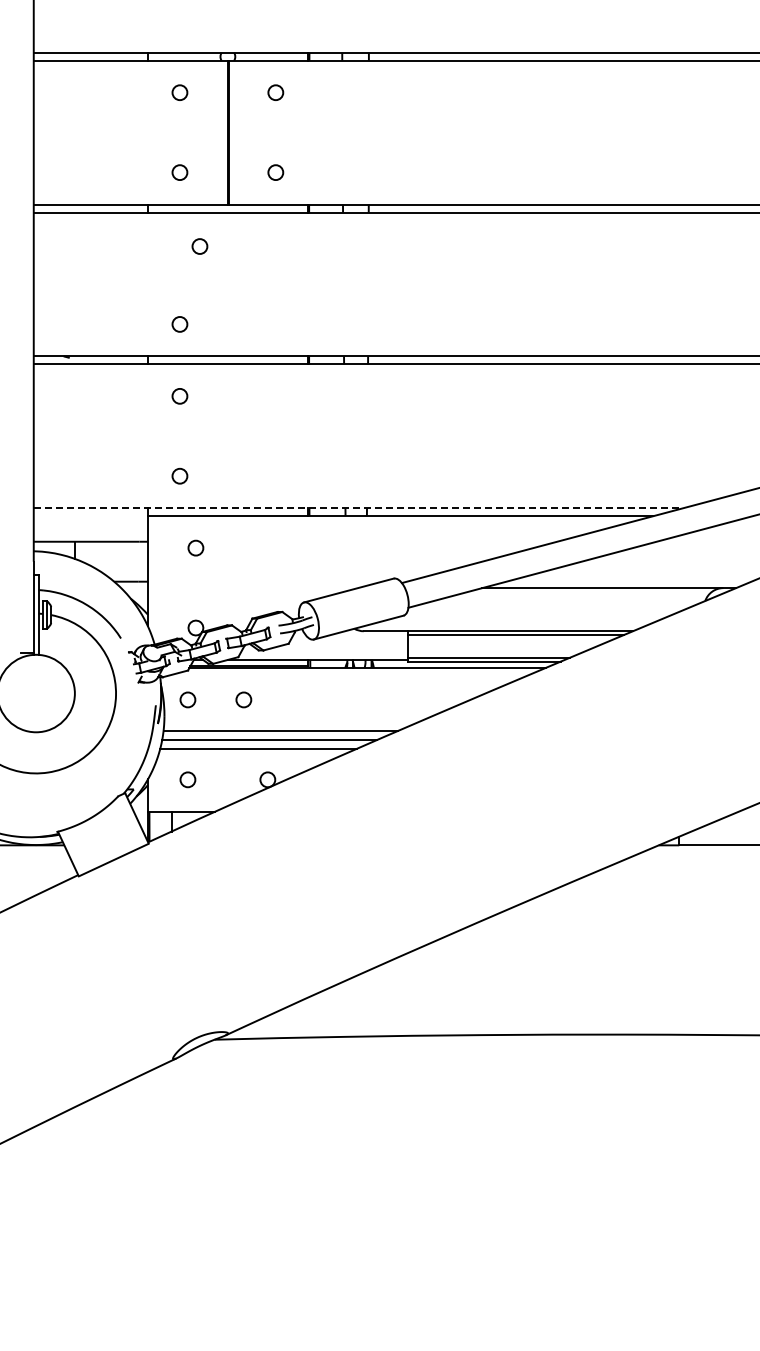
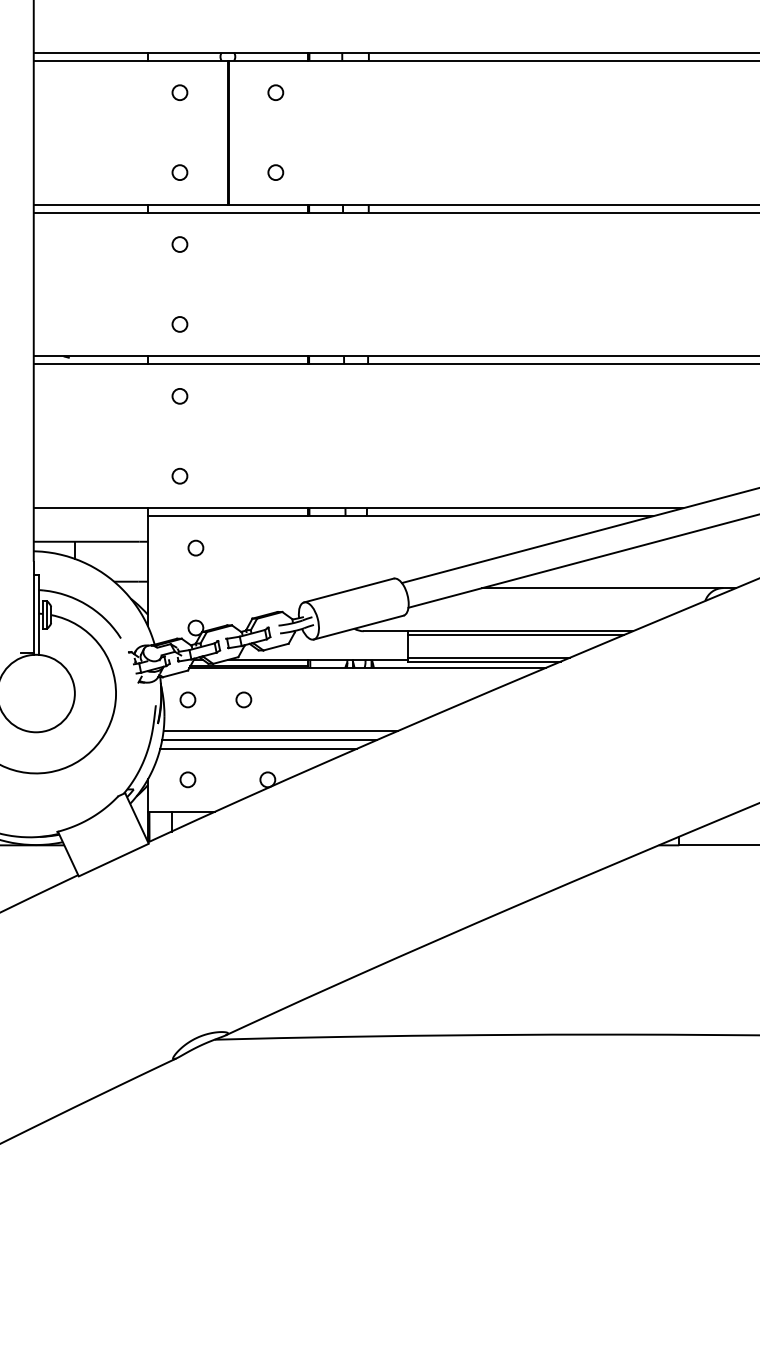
circle position: (199, 246) -> (179, 244) (179, 244)
line: dashed -> solid (358, 508)
